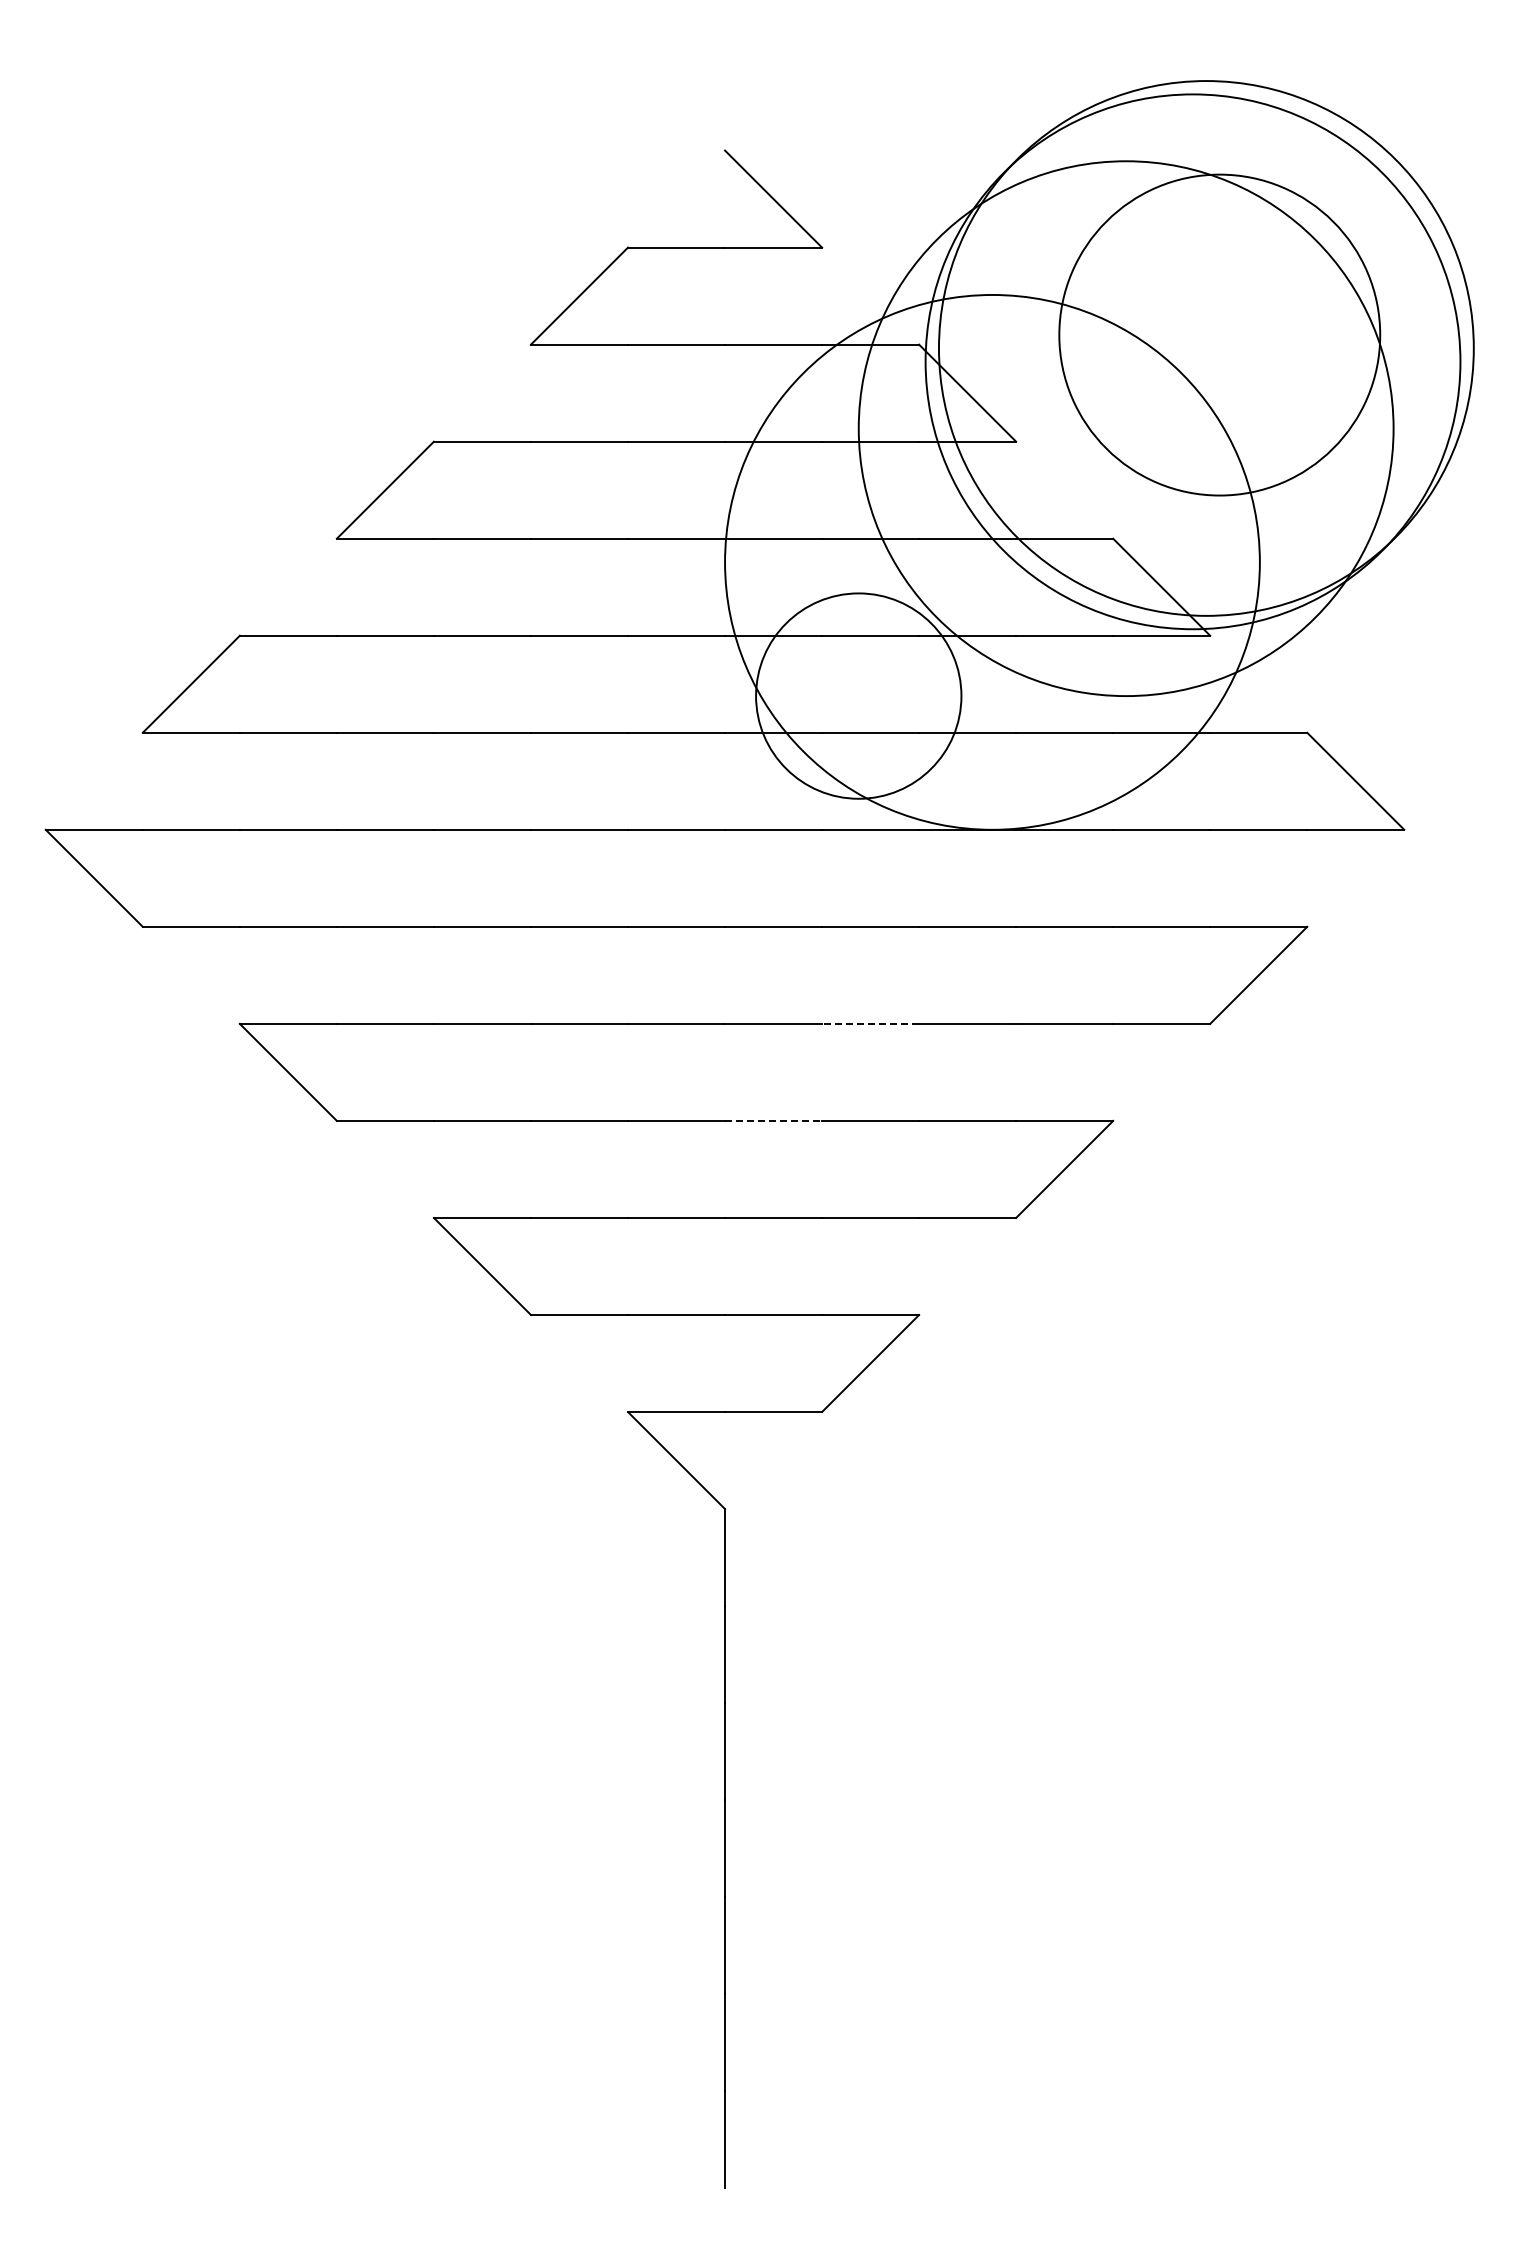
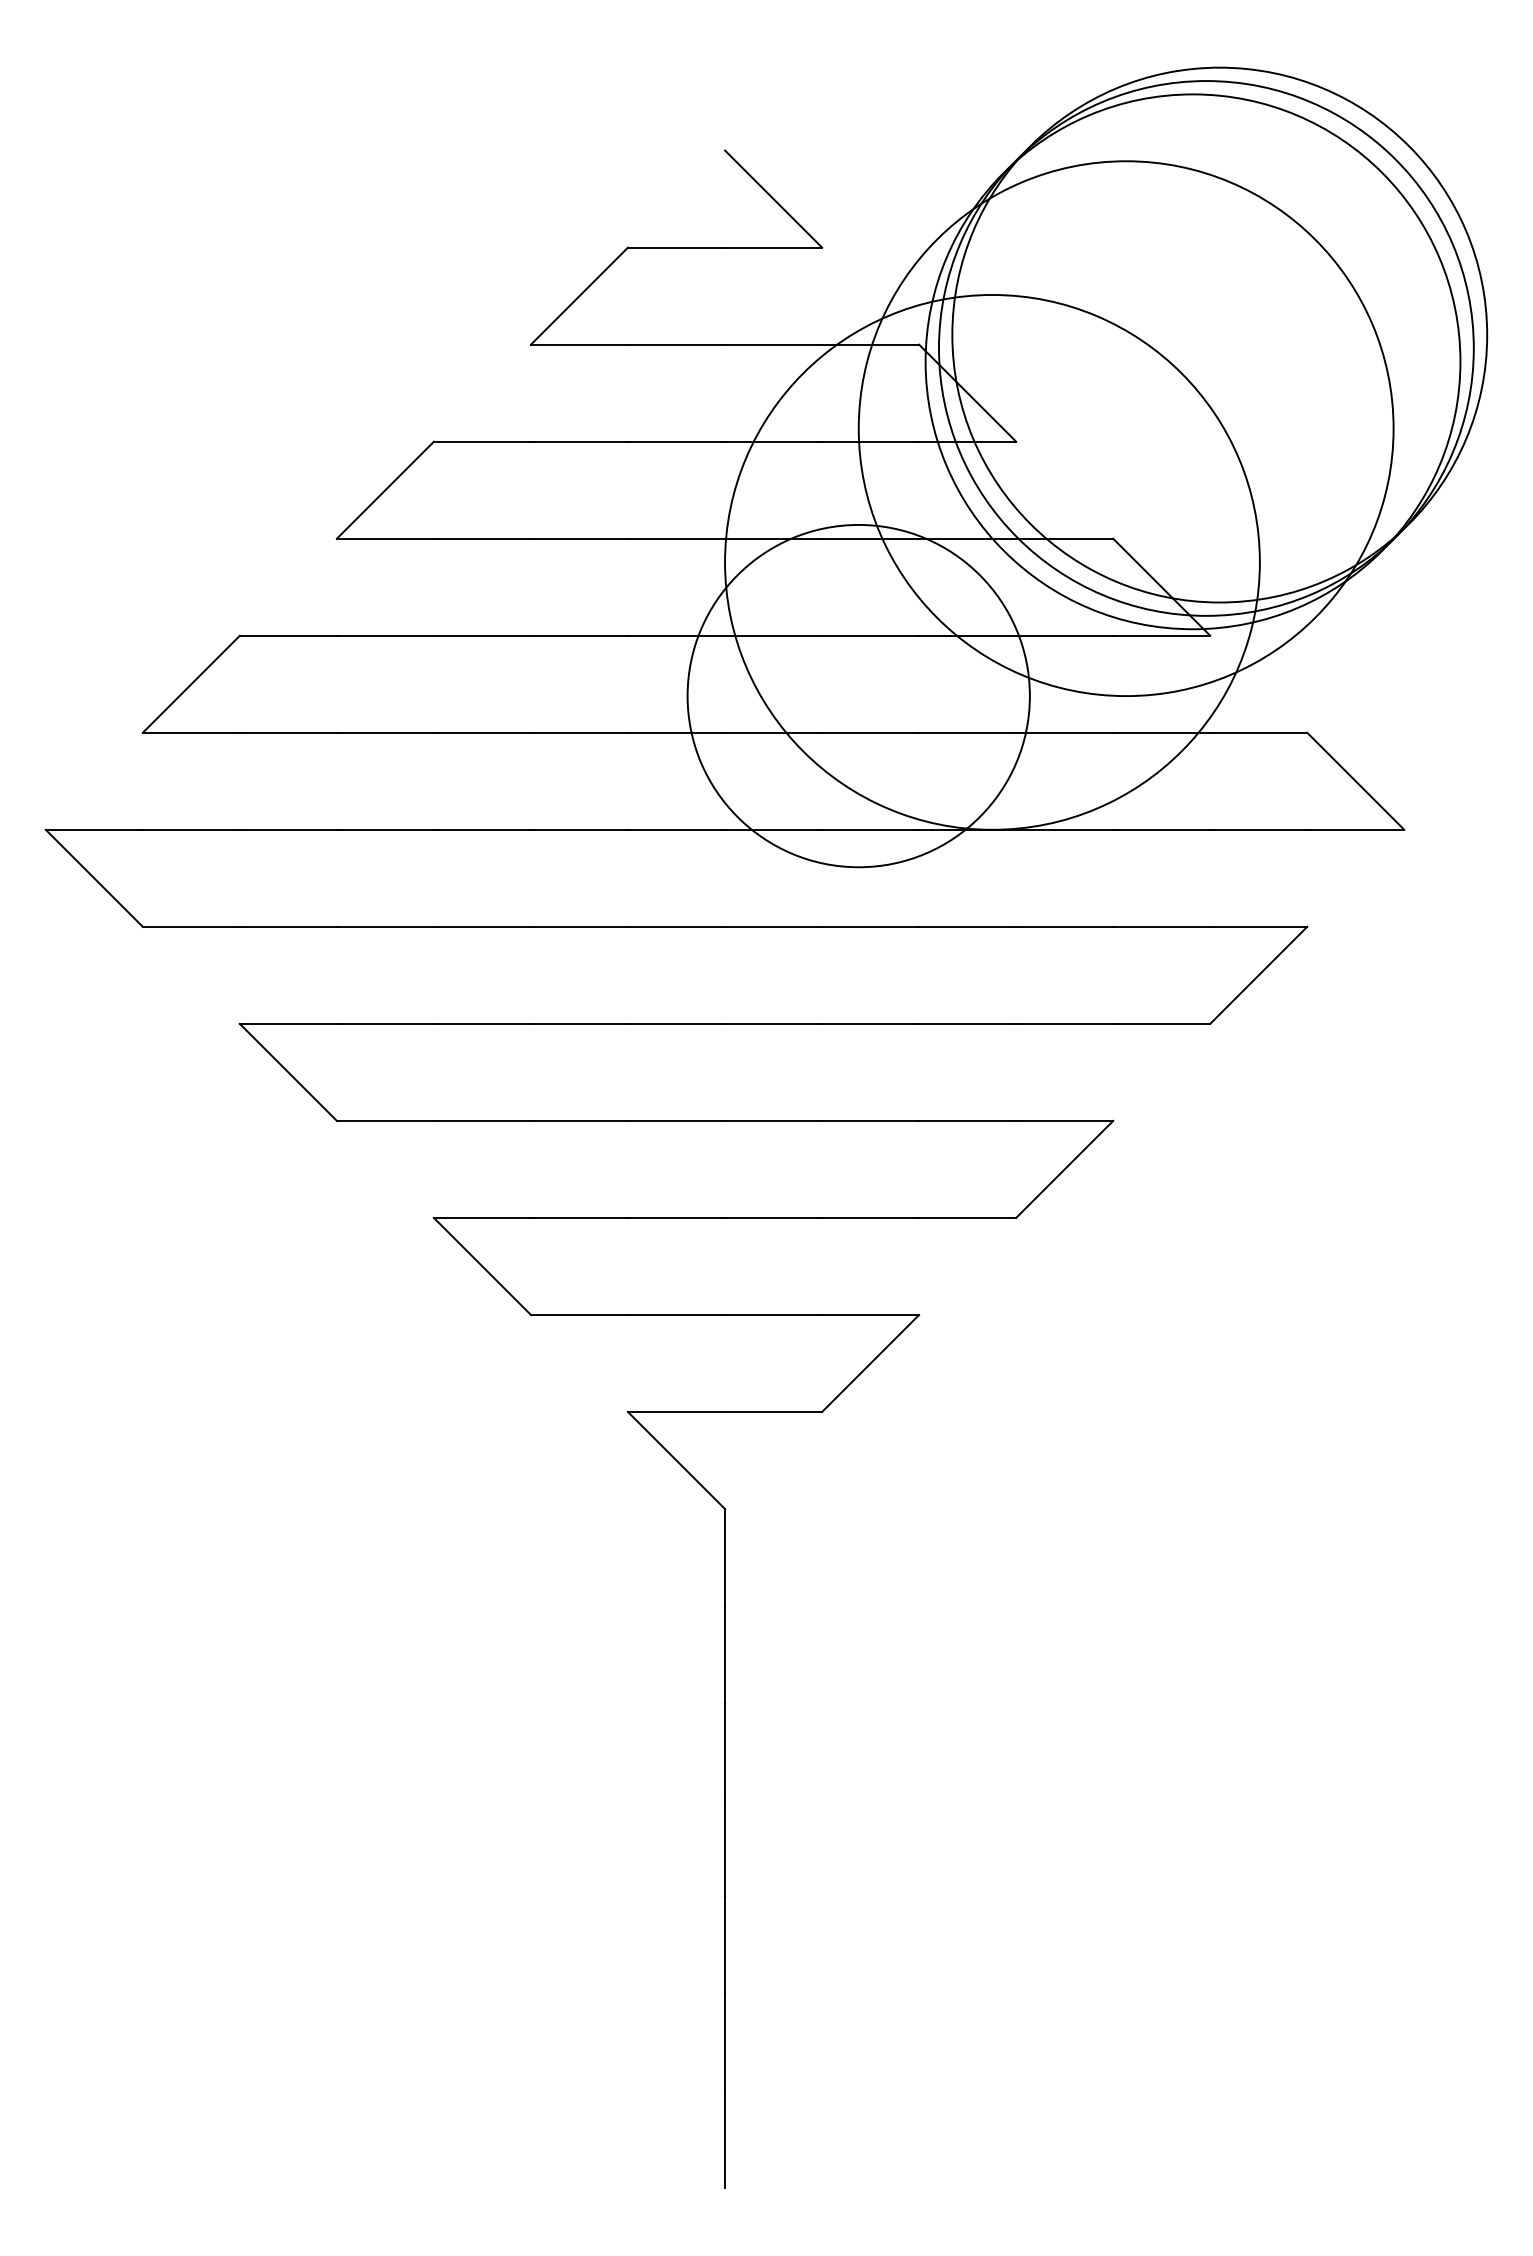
circle diameter: 321 px -> 535 px (1219, 334)
circle diameter: 205 px -> 342 px (858, 695)
line: dashed -> solid (870, 1023)
line: dashed -> solid (773, 1120)
